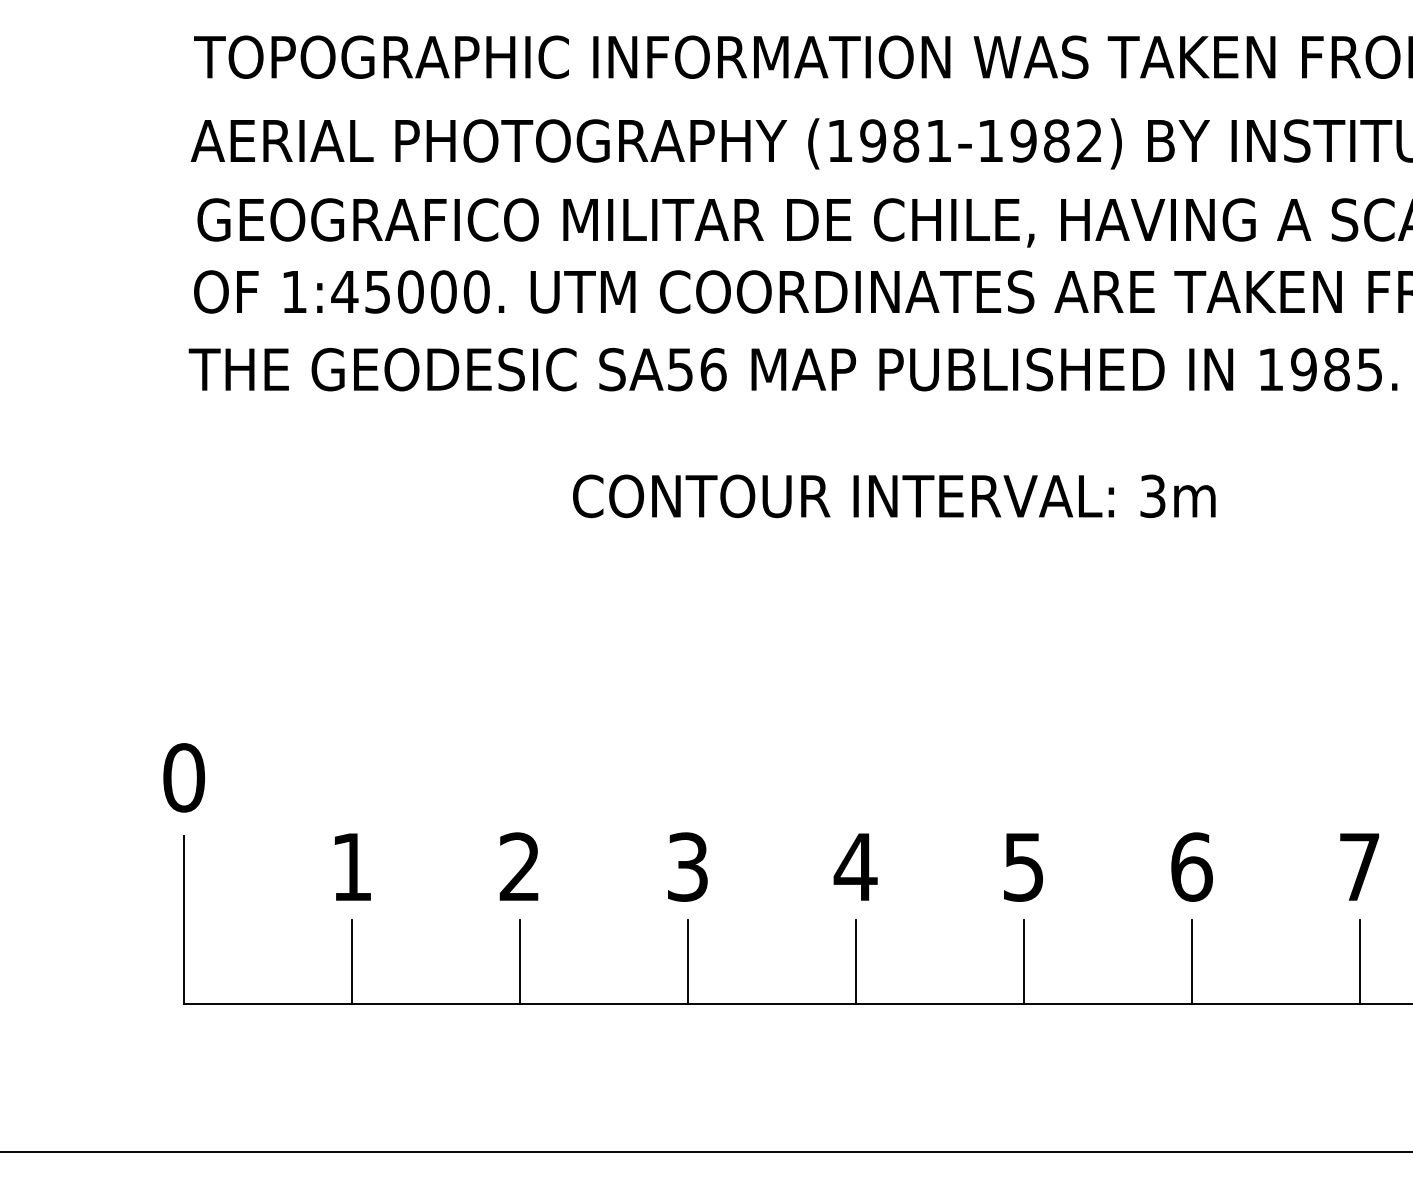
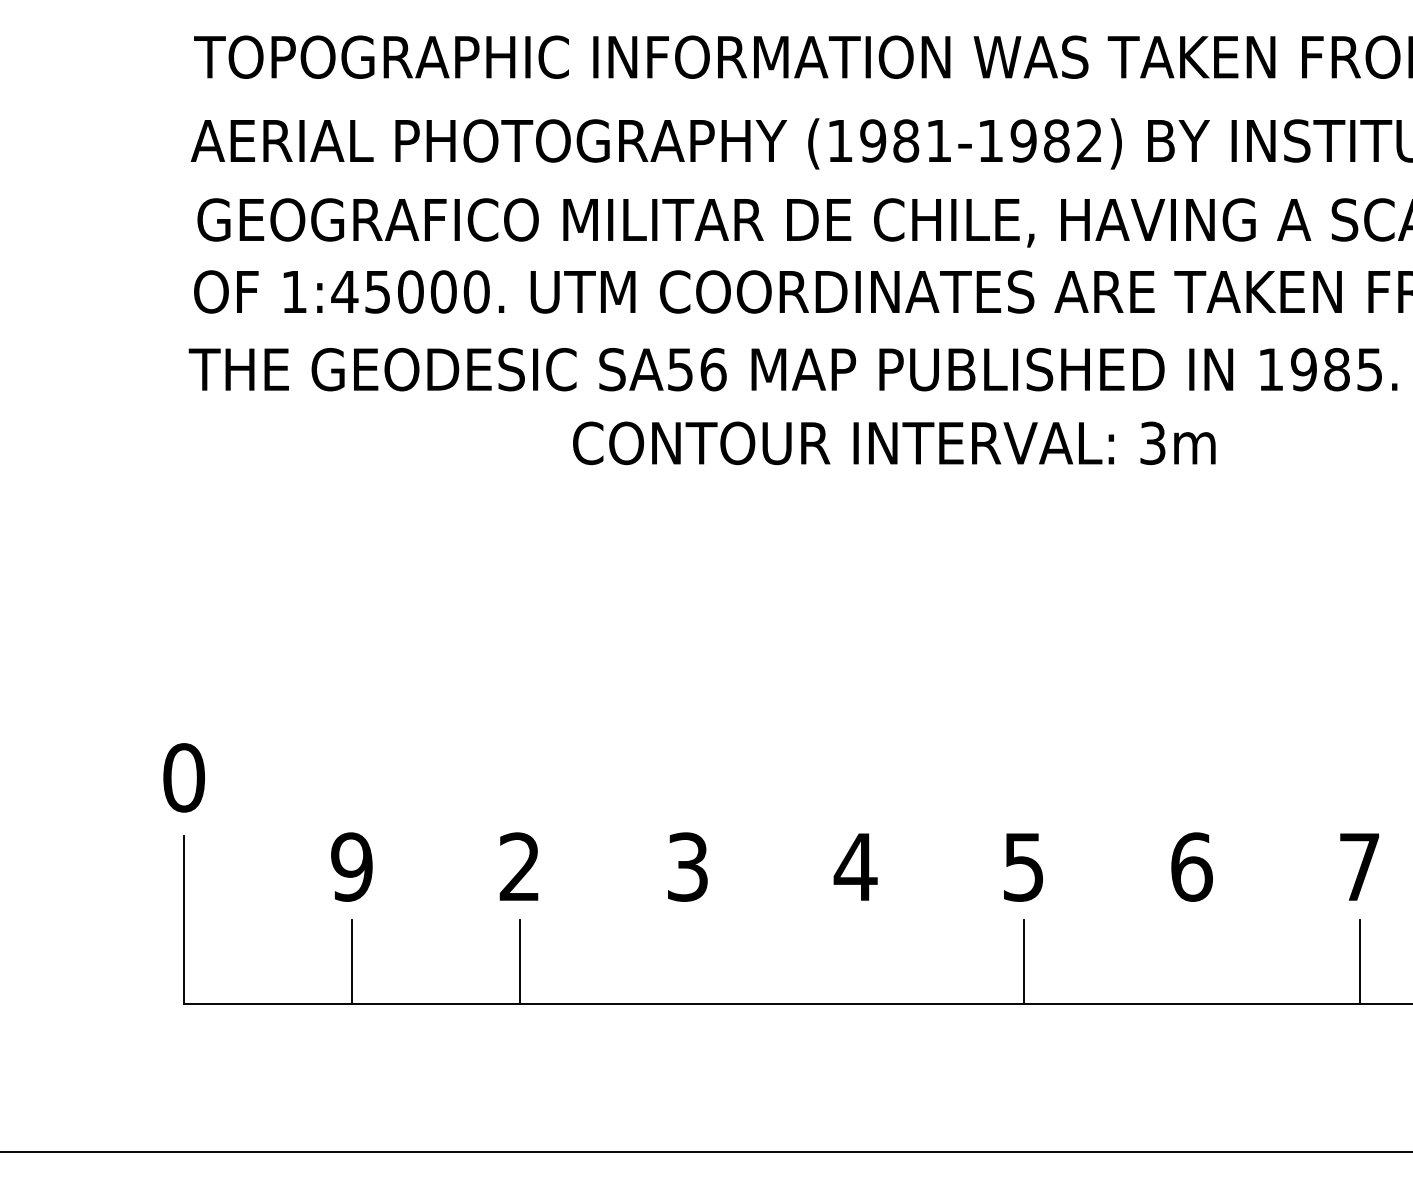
text position: (894, 496) -> (894, 443) (894, 443)
text: 1 -> 9 (351, 866)
line: present -> none (688, 961)
line: present -> none (855, 961)
line: present -> none (1191, 961)
